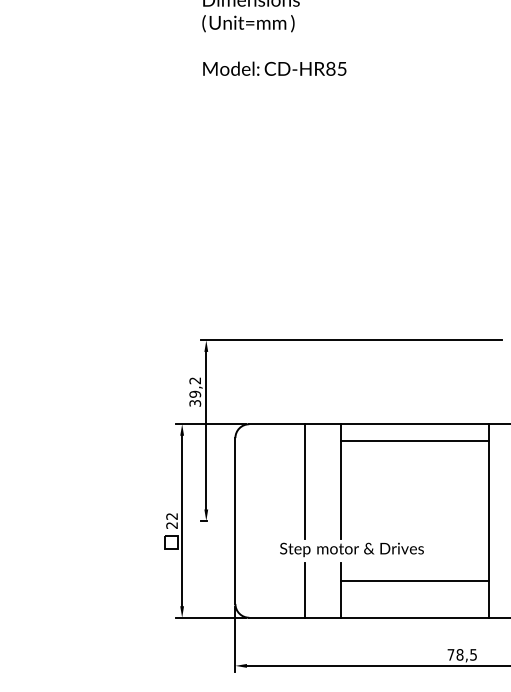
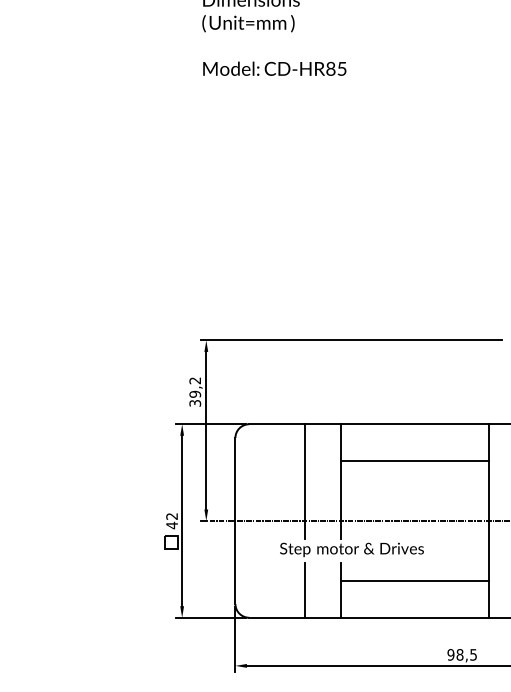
line position: (414, 441) -> (414, 461) (414, 461)
line: none -> present (358, 521)
text: 22 -> 42 (171, 525)
text: 78,5 -> 98,5 (450, 654)
